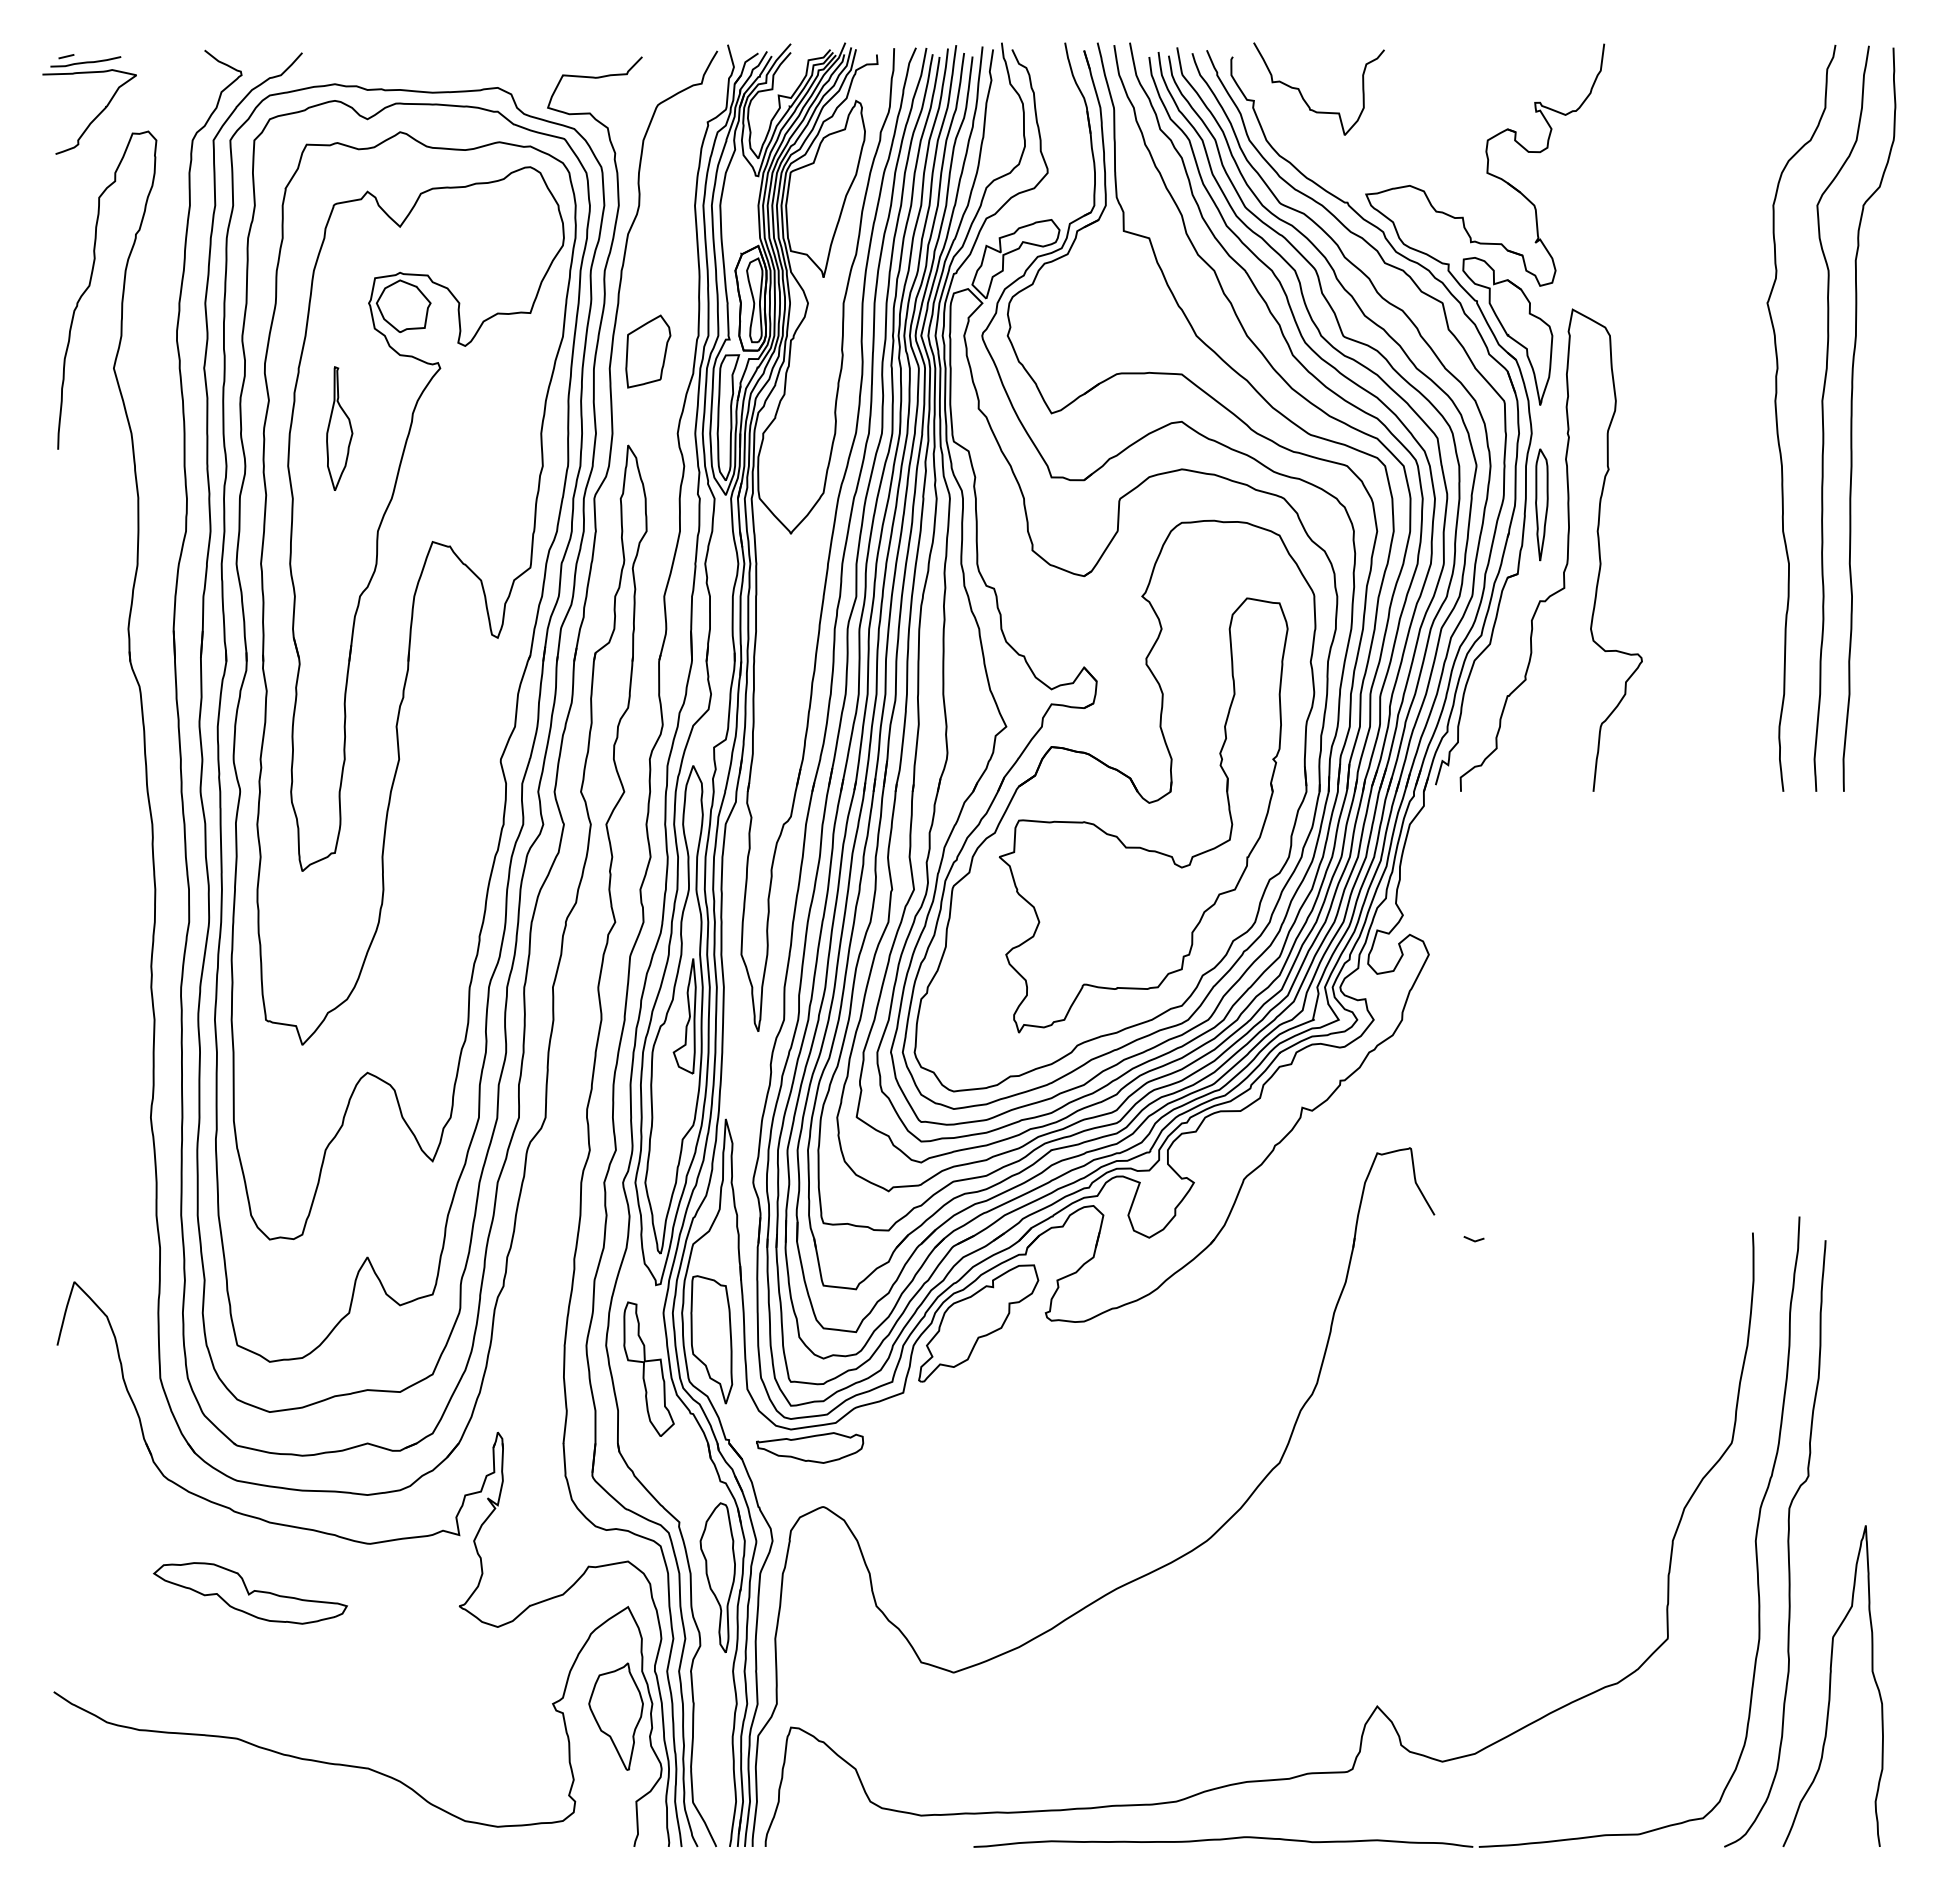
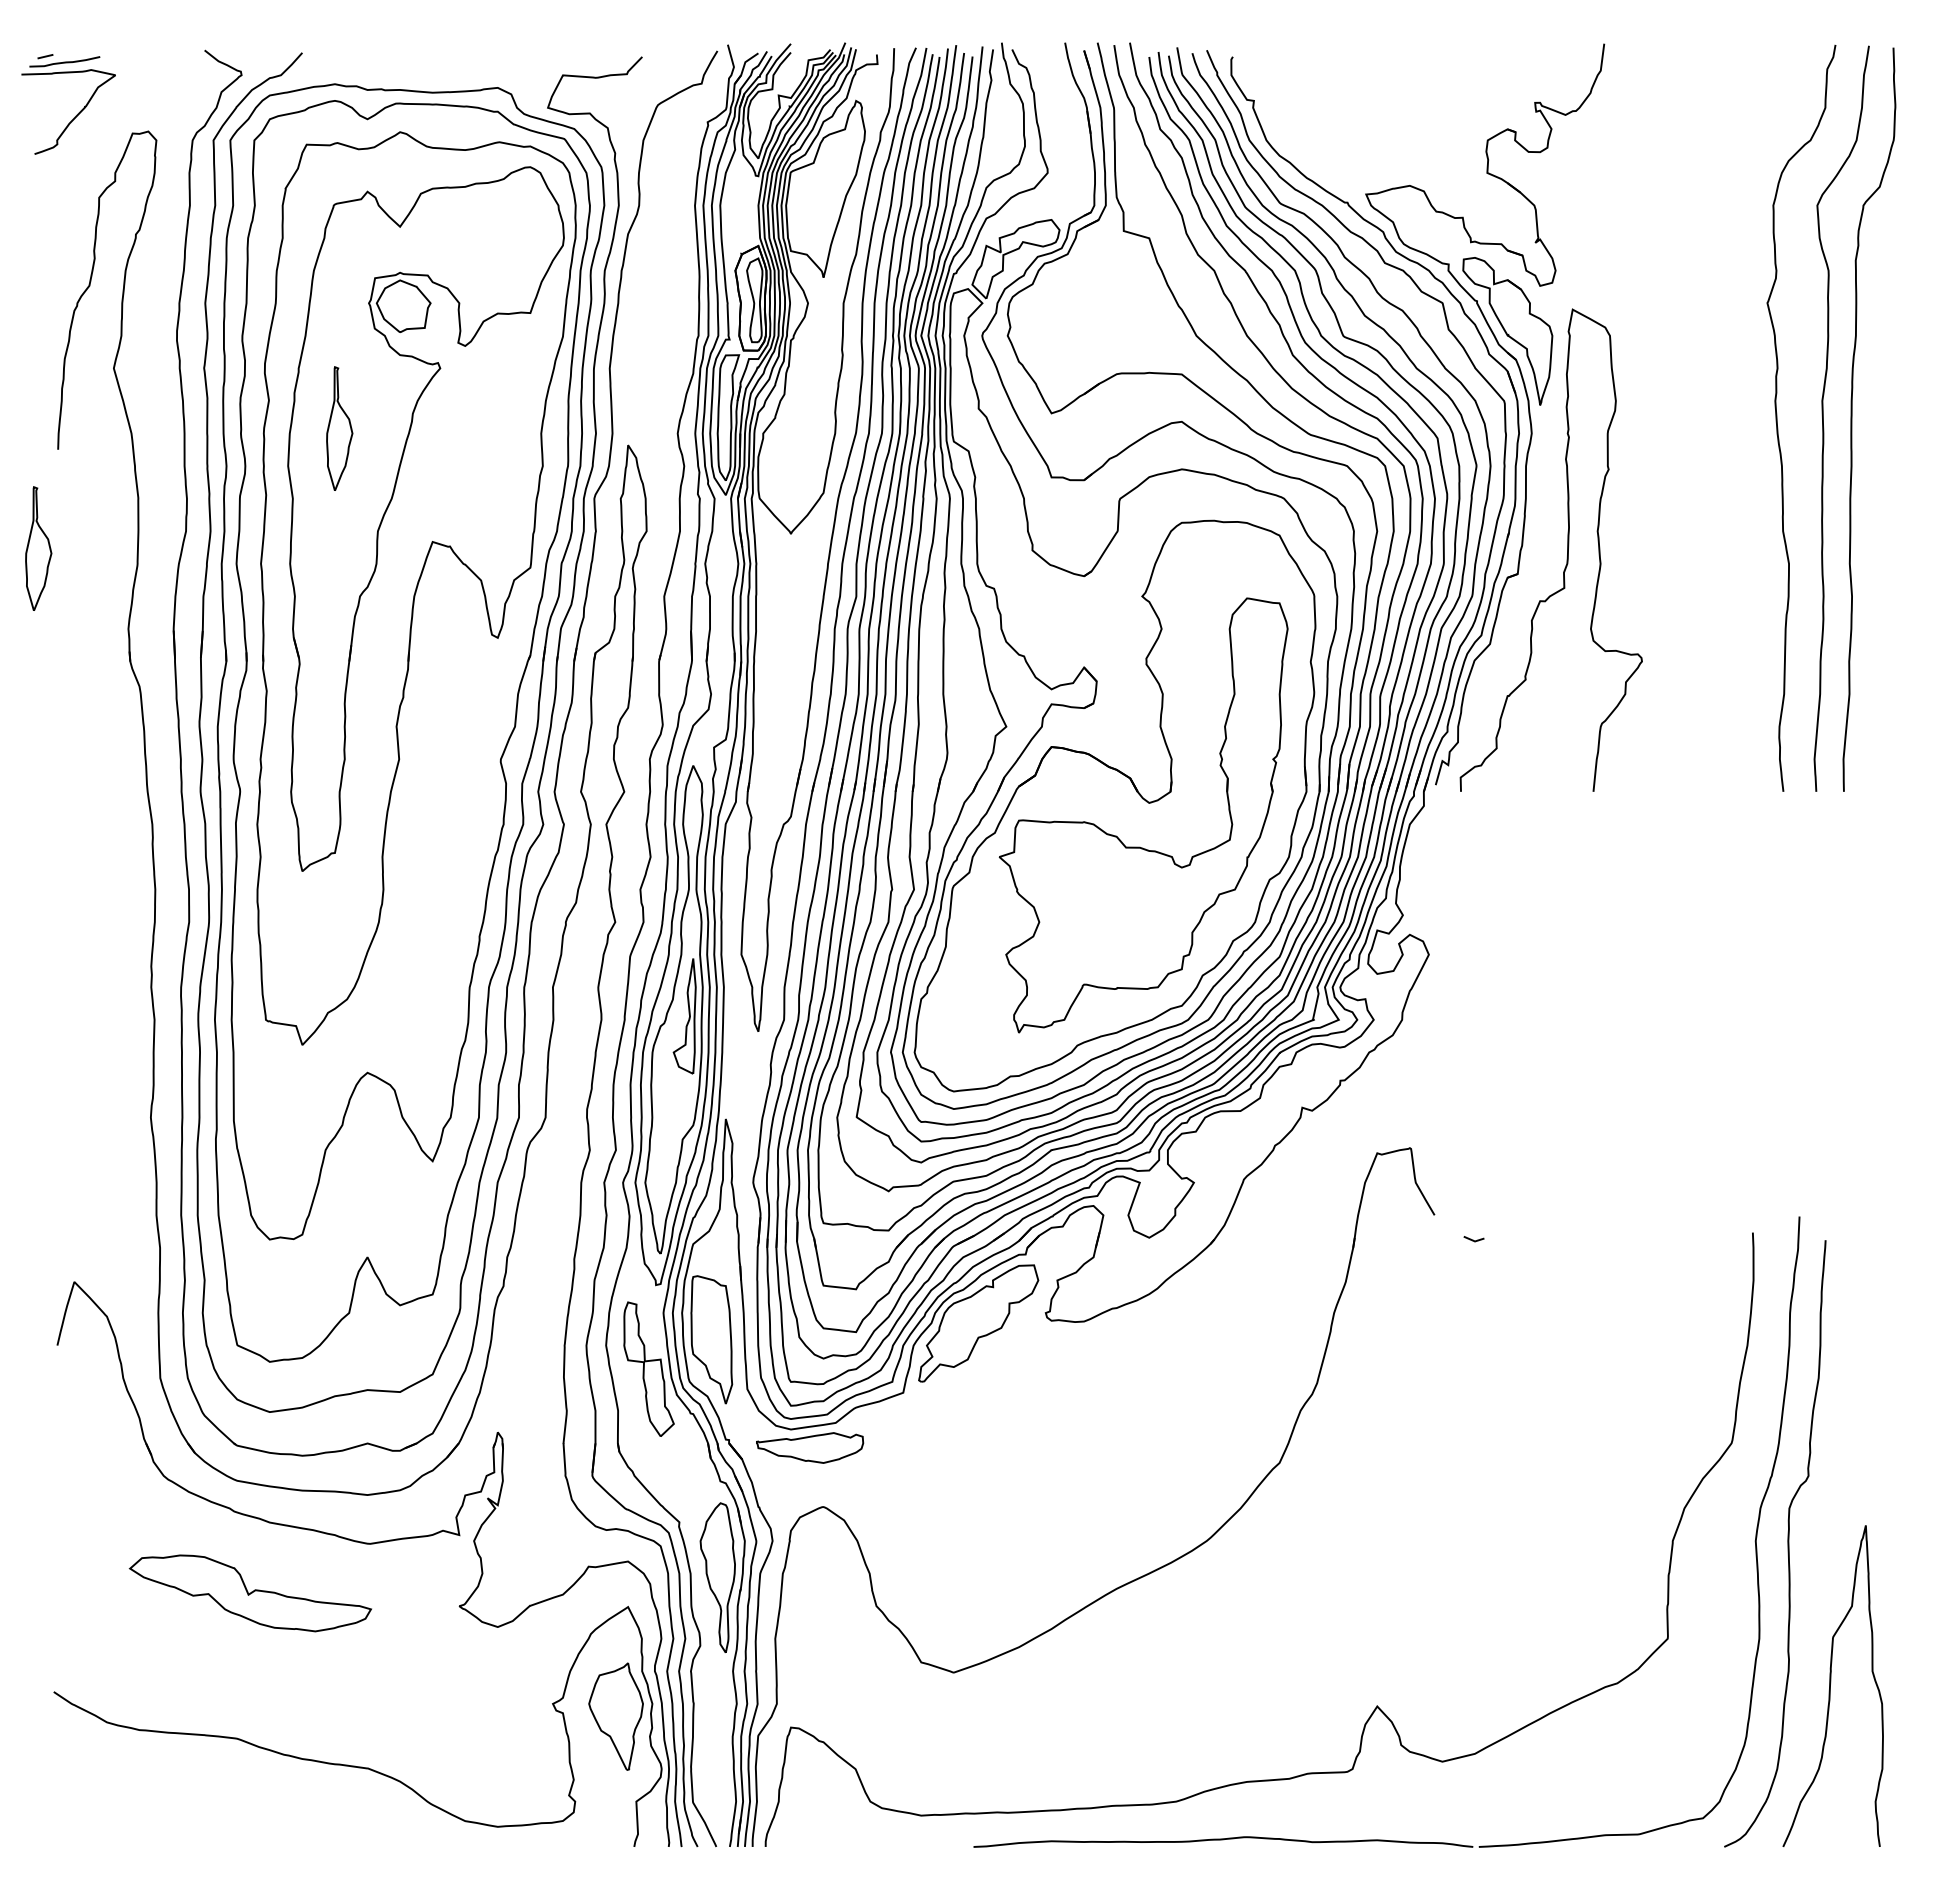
curve: present -> none (1303, 96)
part position: (98, 113) -> (77, 113) (77, 113)
part: present -> none (648, 351)
part: present -> none (1541, 504)
part: none -> present (38, 548)
part size: 195x63 px -> 244x79 px (249, 1593)
